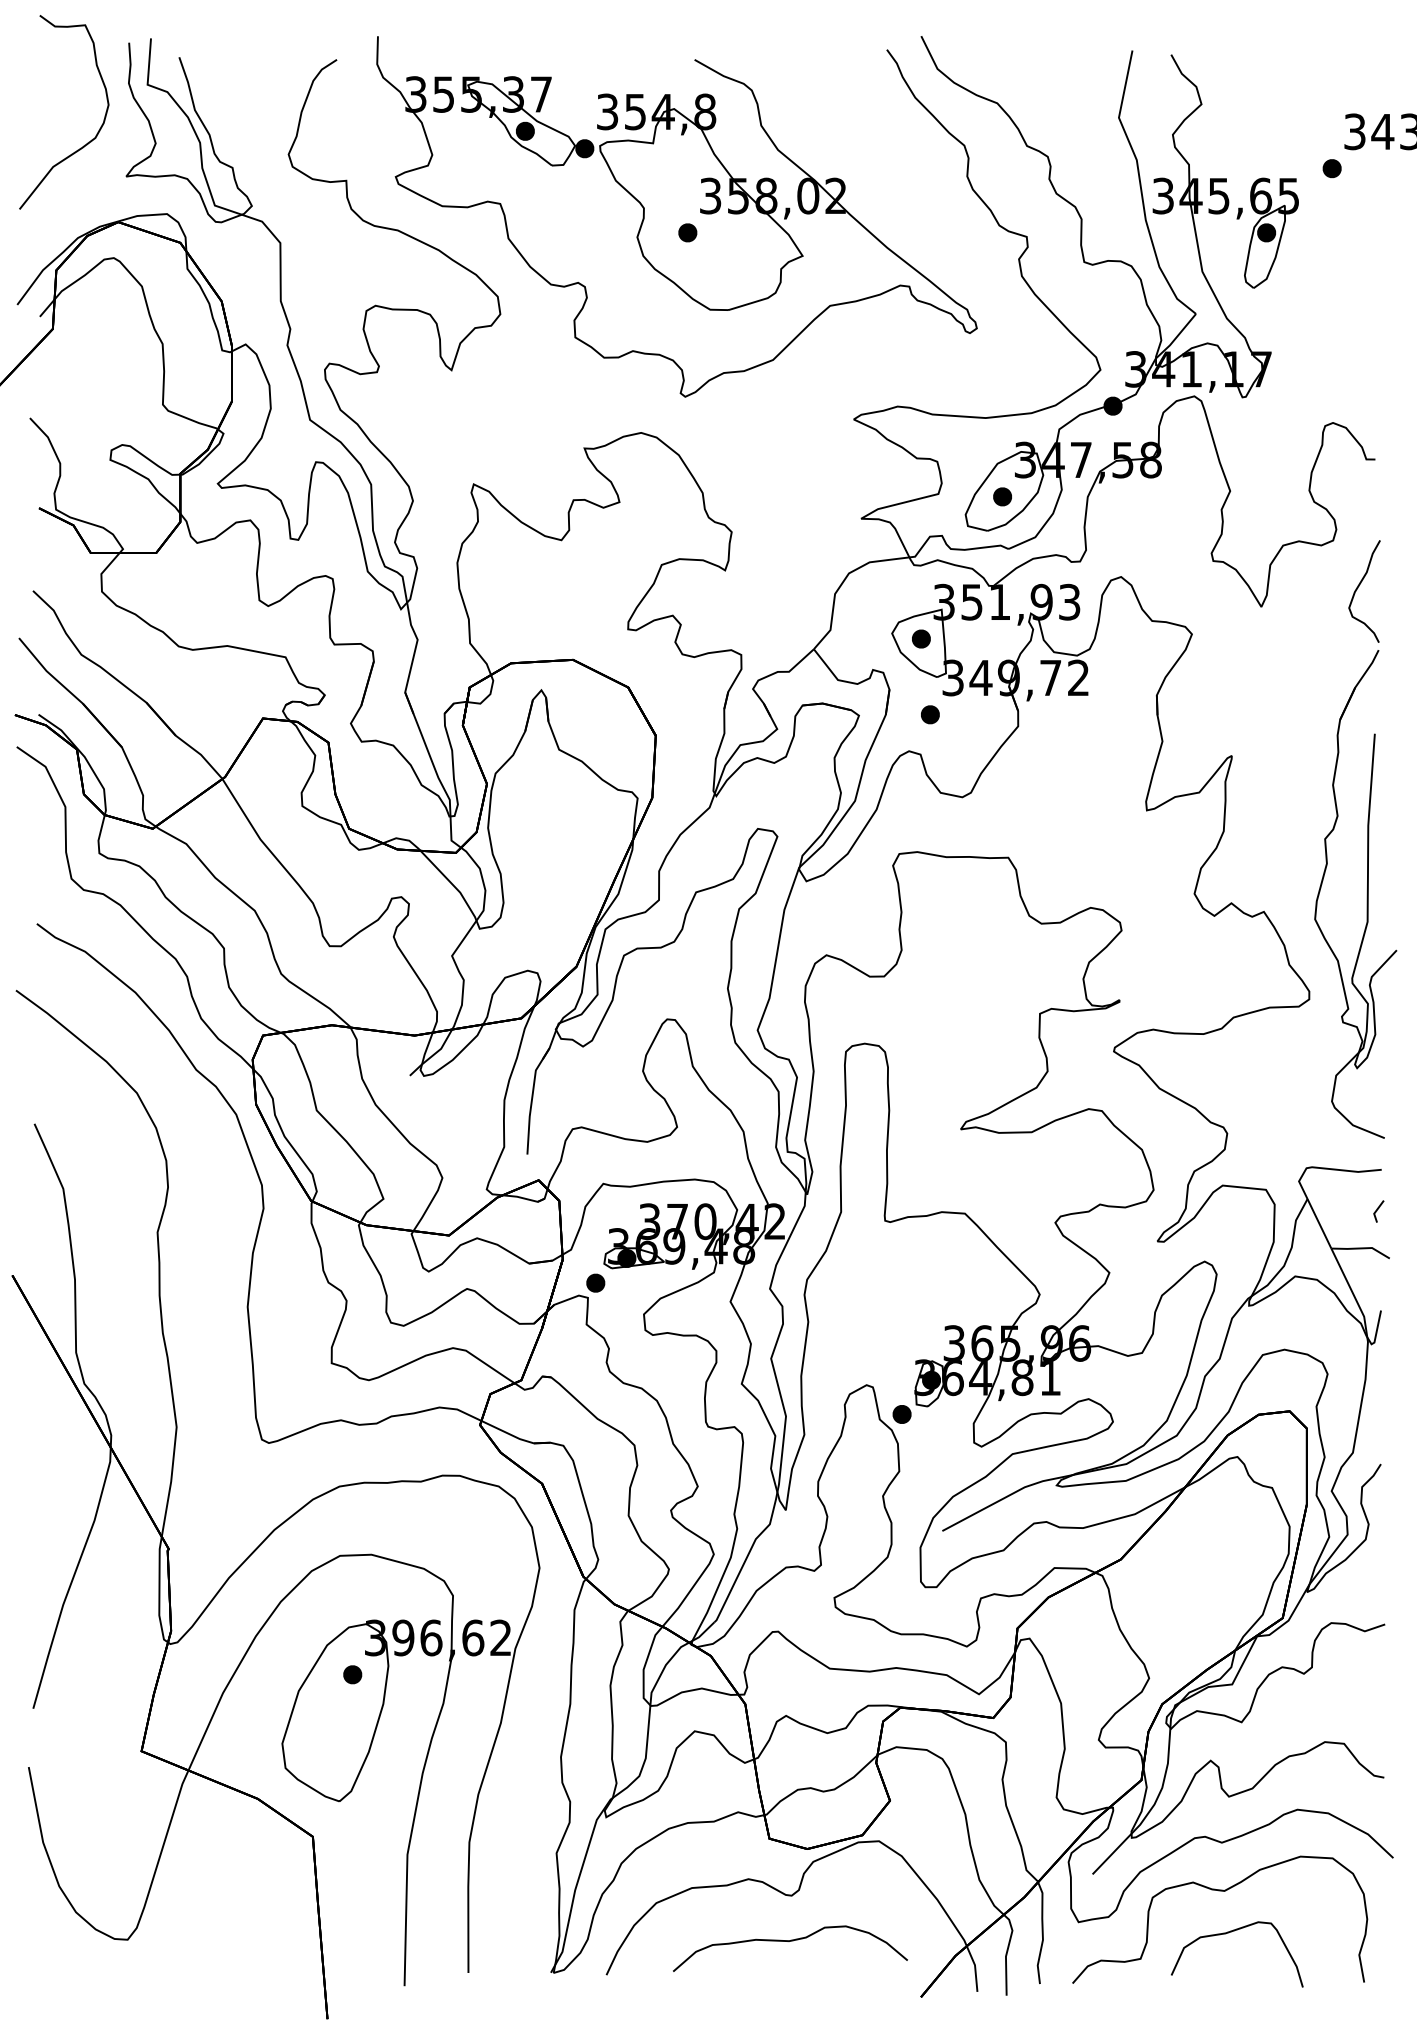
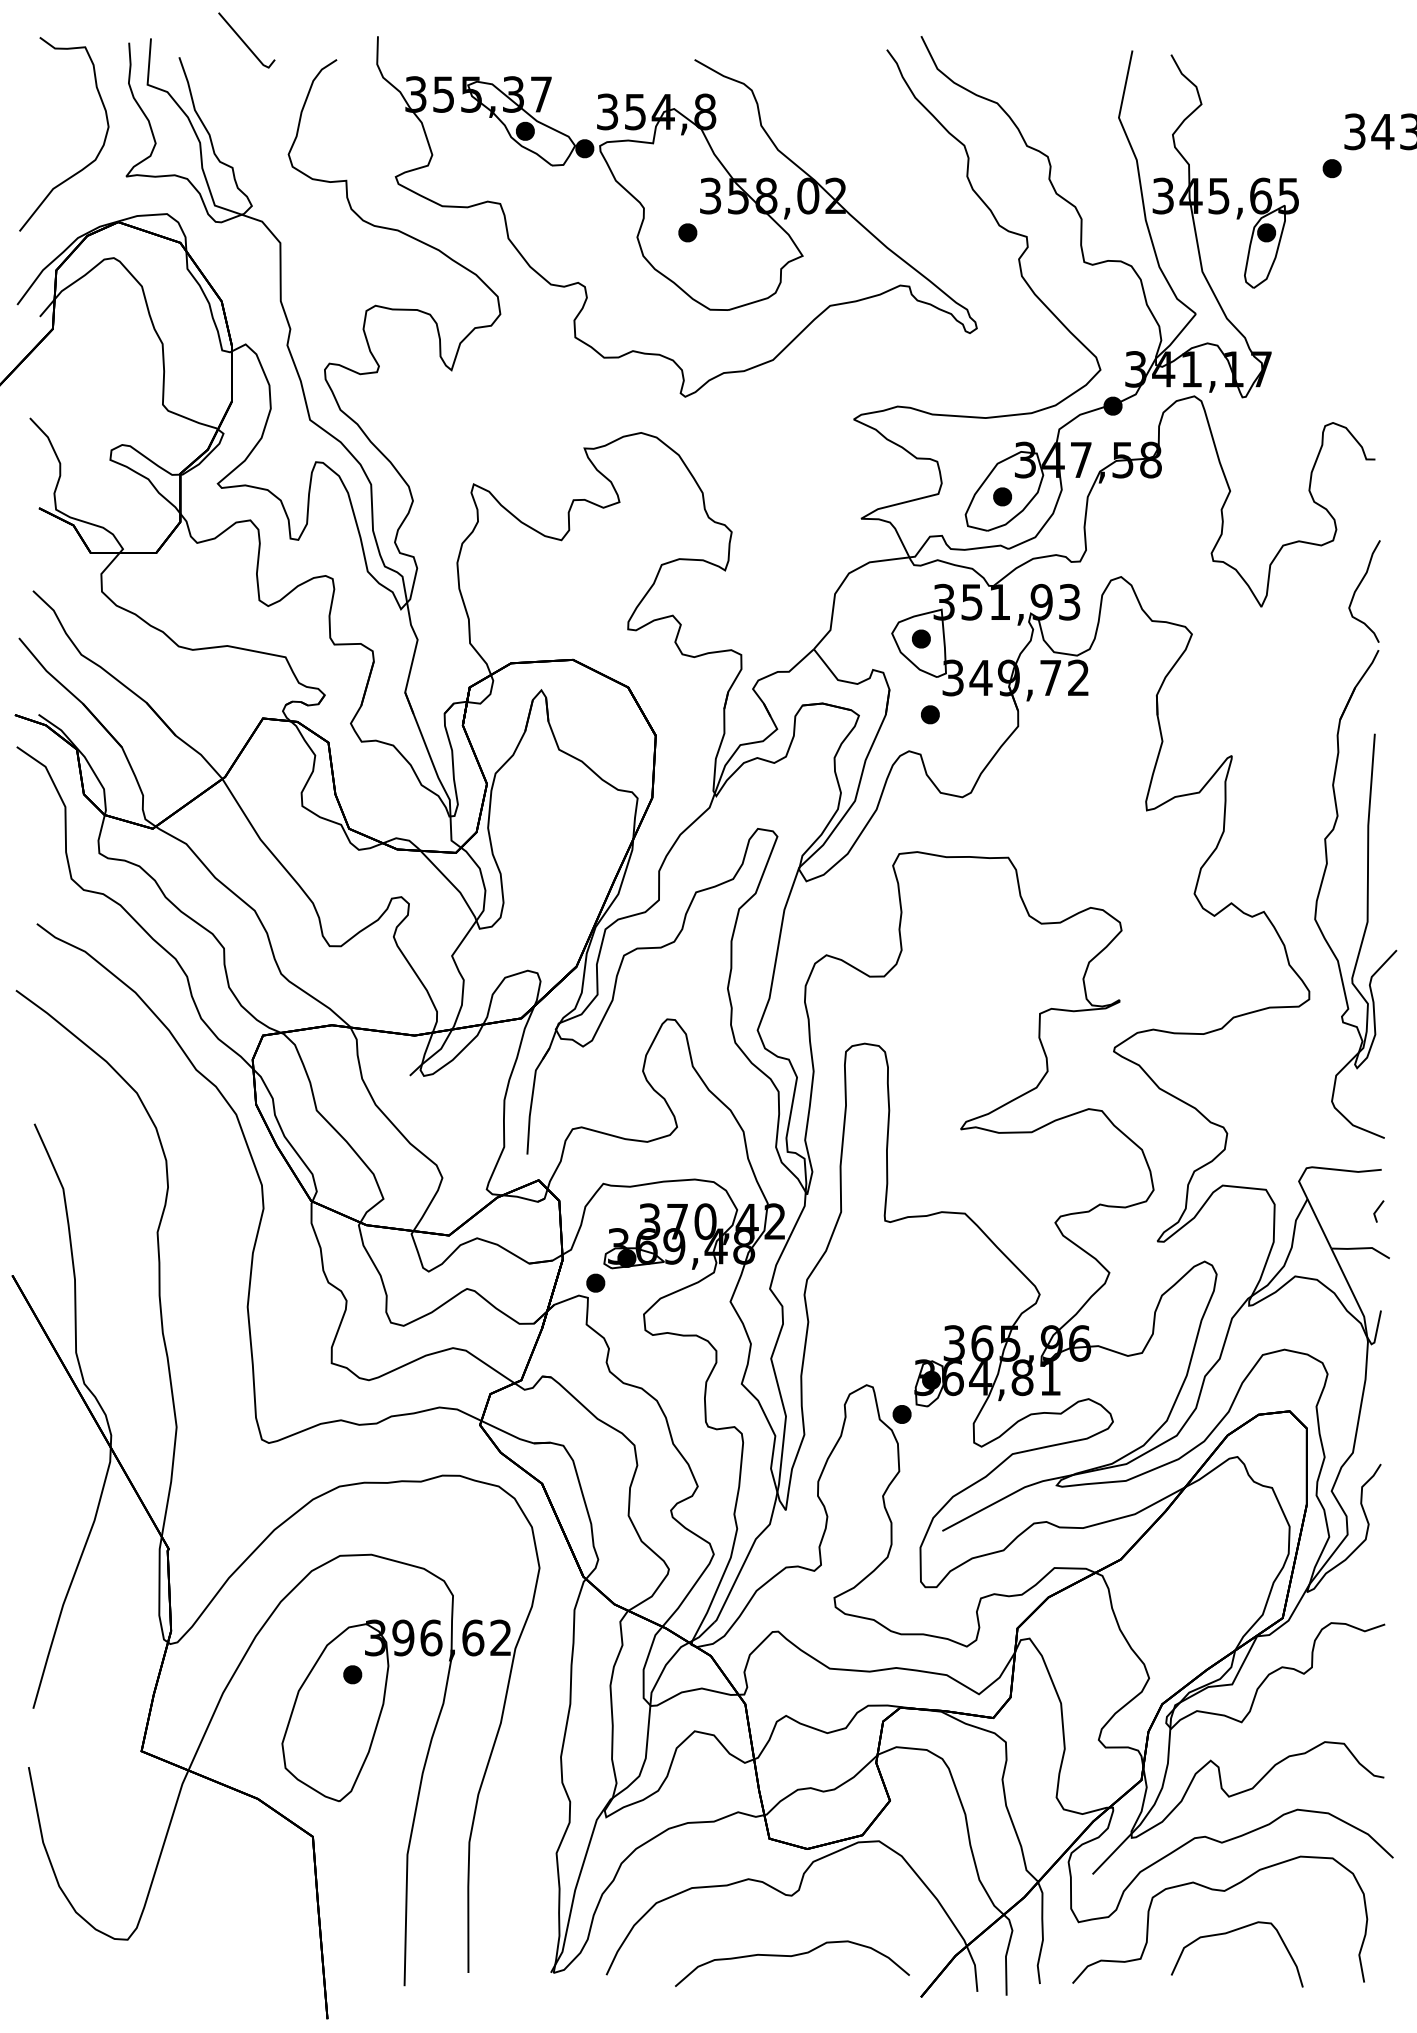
line: none -> present (244, 41)
curve position: (87, 142) -> (87, 164) (87, 164)
part position: (790, 1941) -> (792, 1956) (792, 1956)
